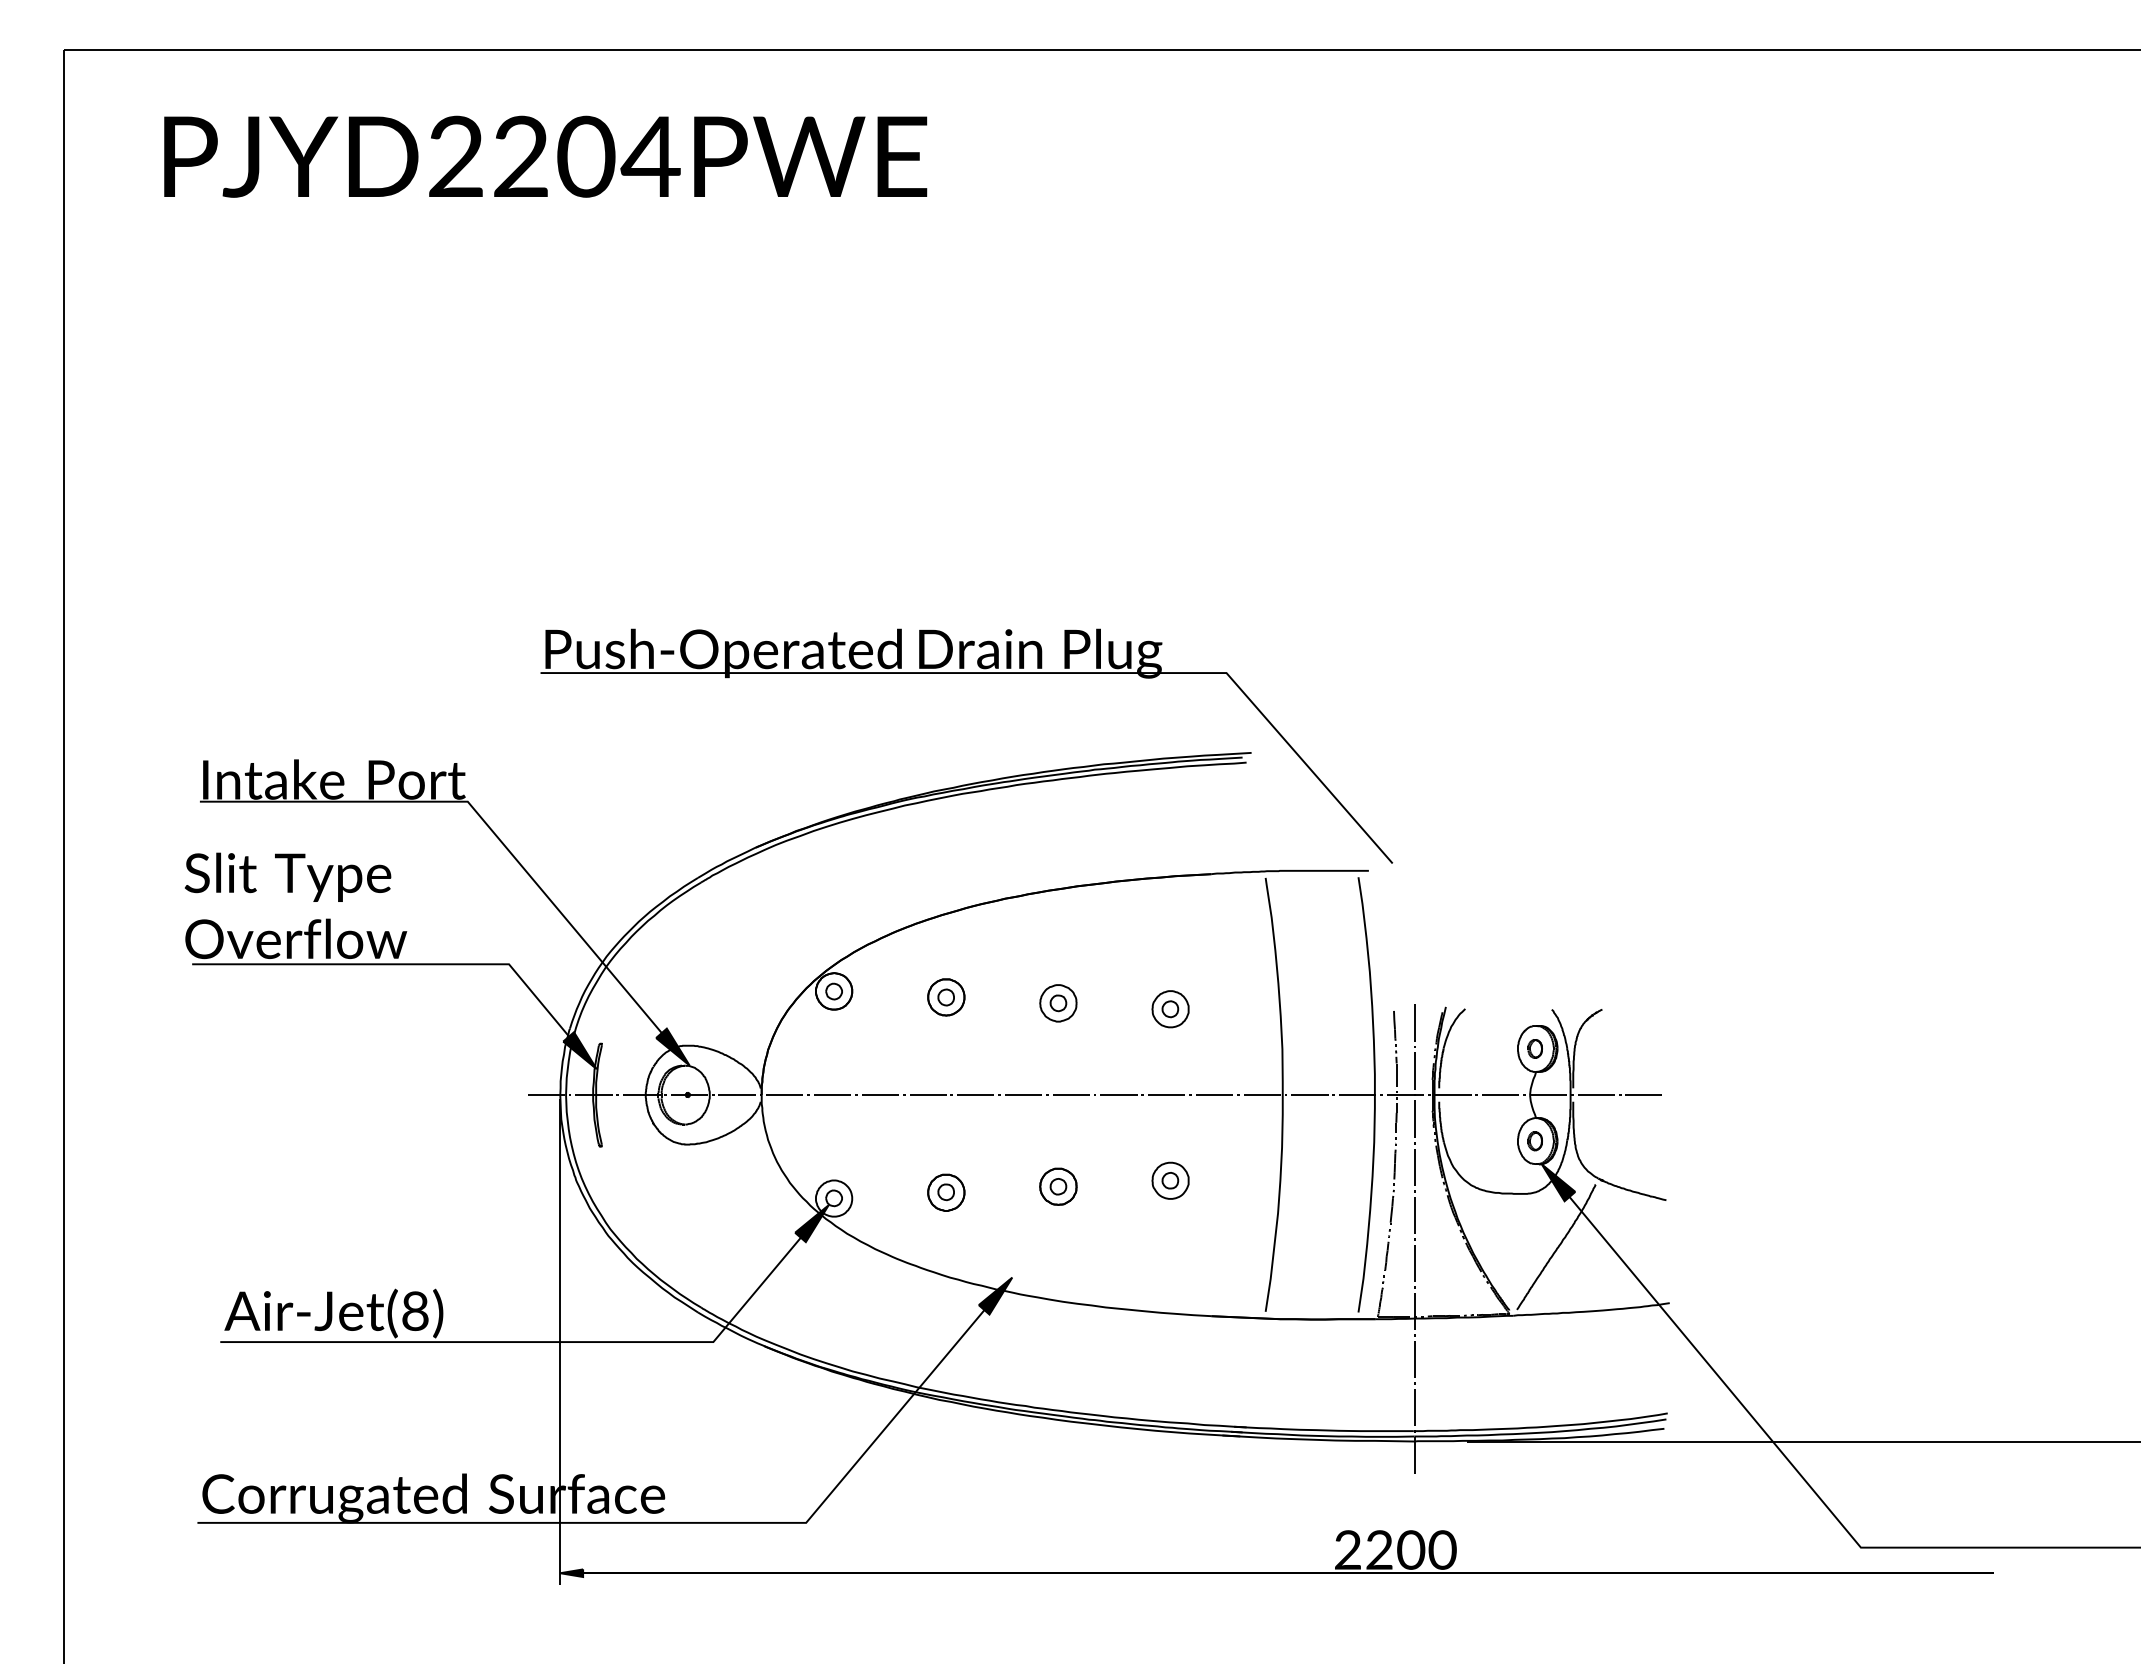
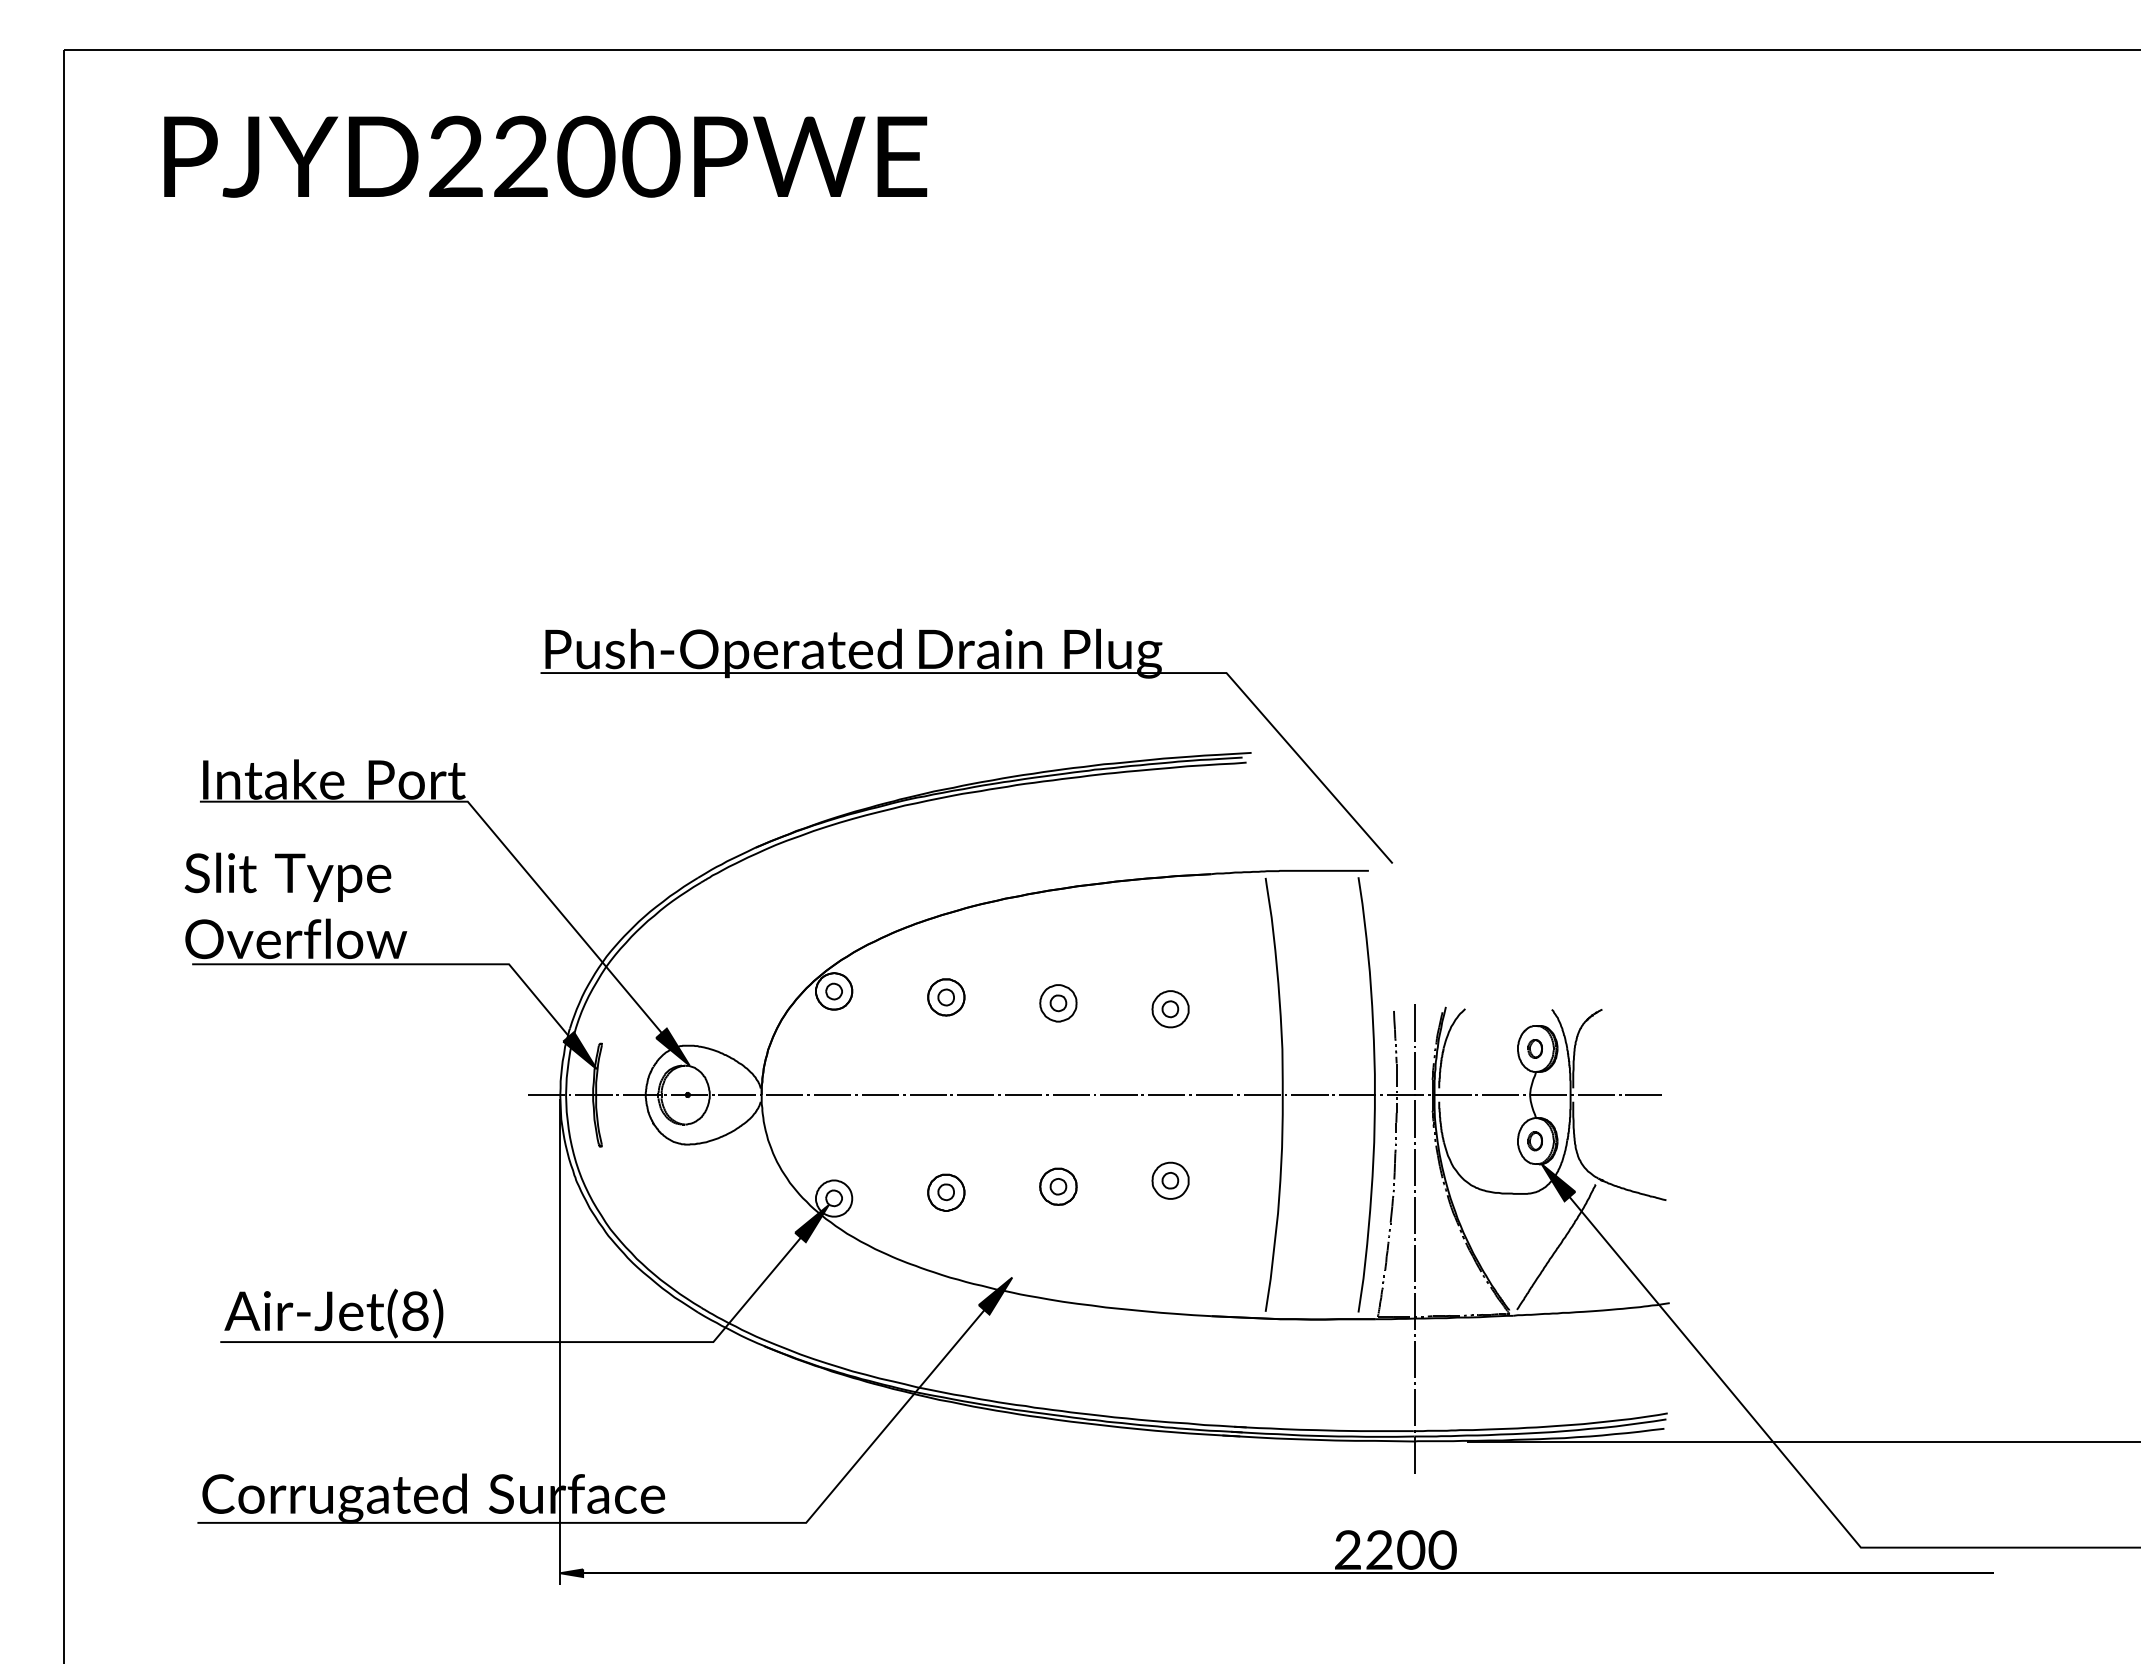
text: PJYD2204PWE -> PJYD2200PWE (650, 156)
